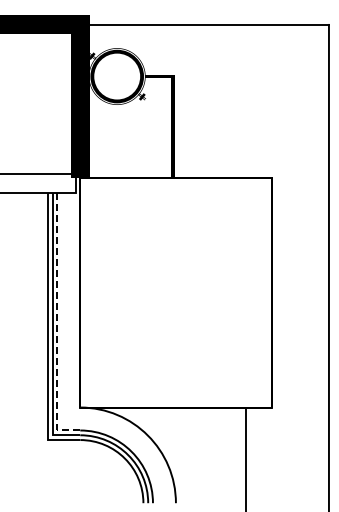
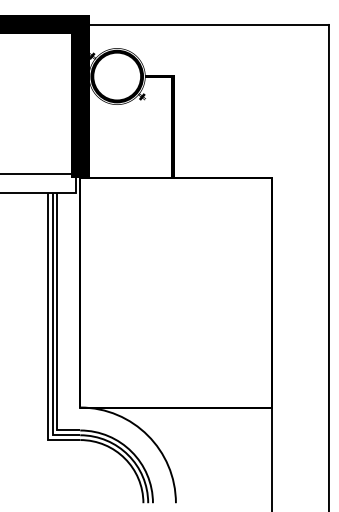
line: dashed -> solid (57, 323)
line position: (245, 457) -> (271, 457) (271, 457)
